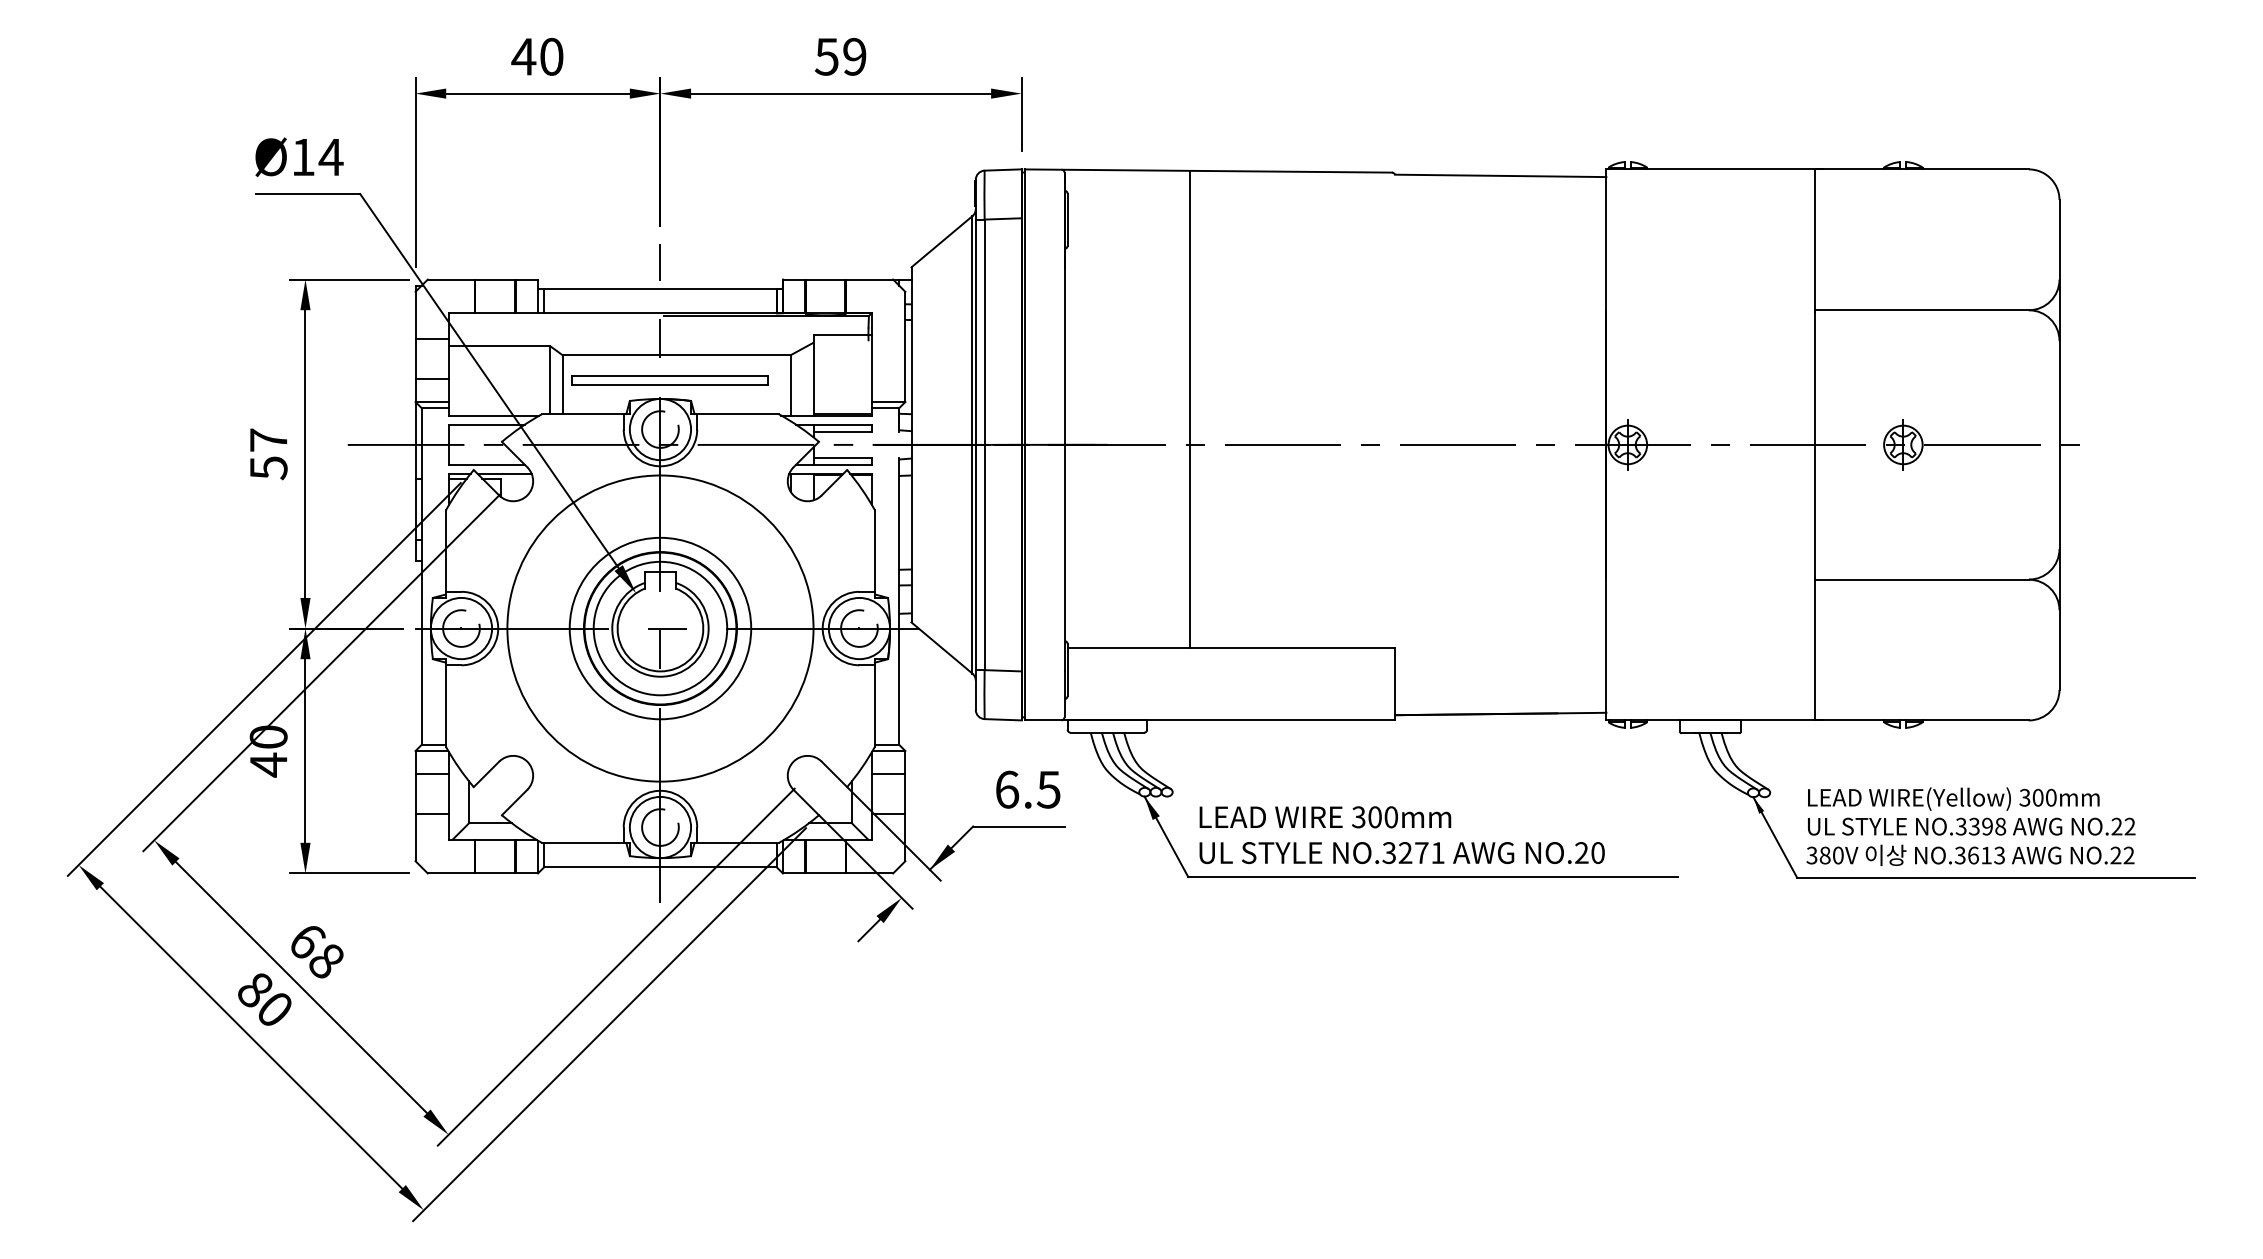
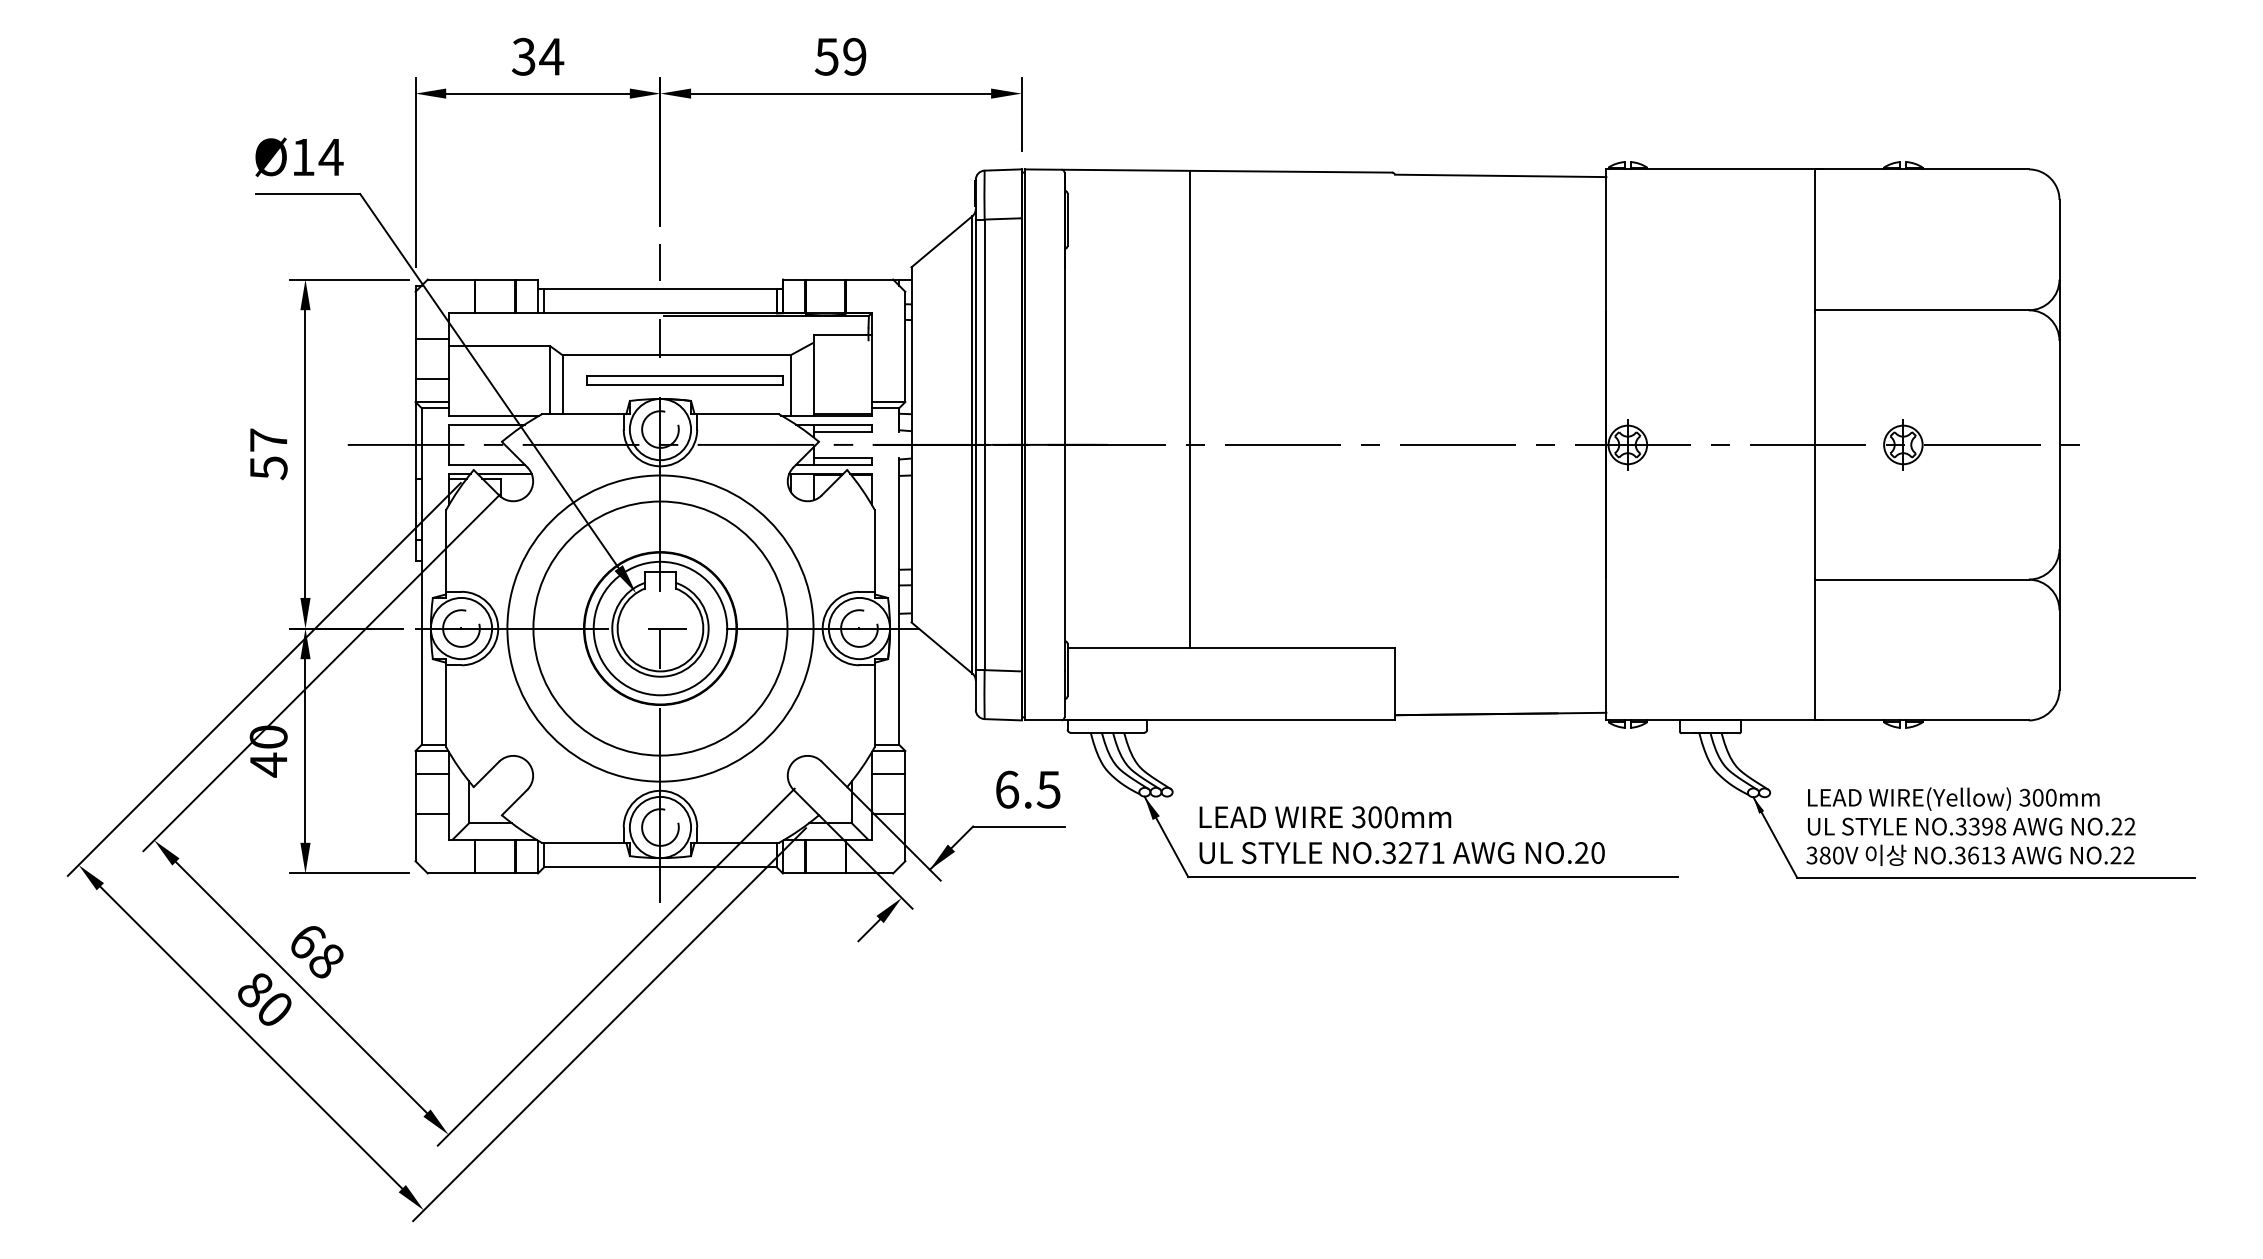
text: 40 -> 34 (537, 56)
part position: (669, 380) -> (684, 380) (684, 380)
circle diameter: 181 px -> 254 px (660, 628)
